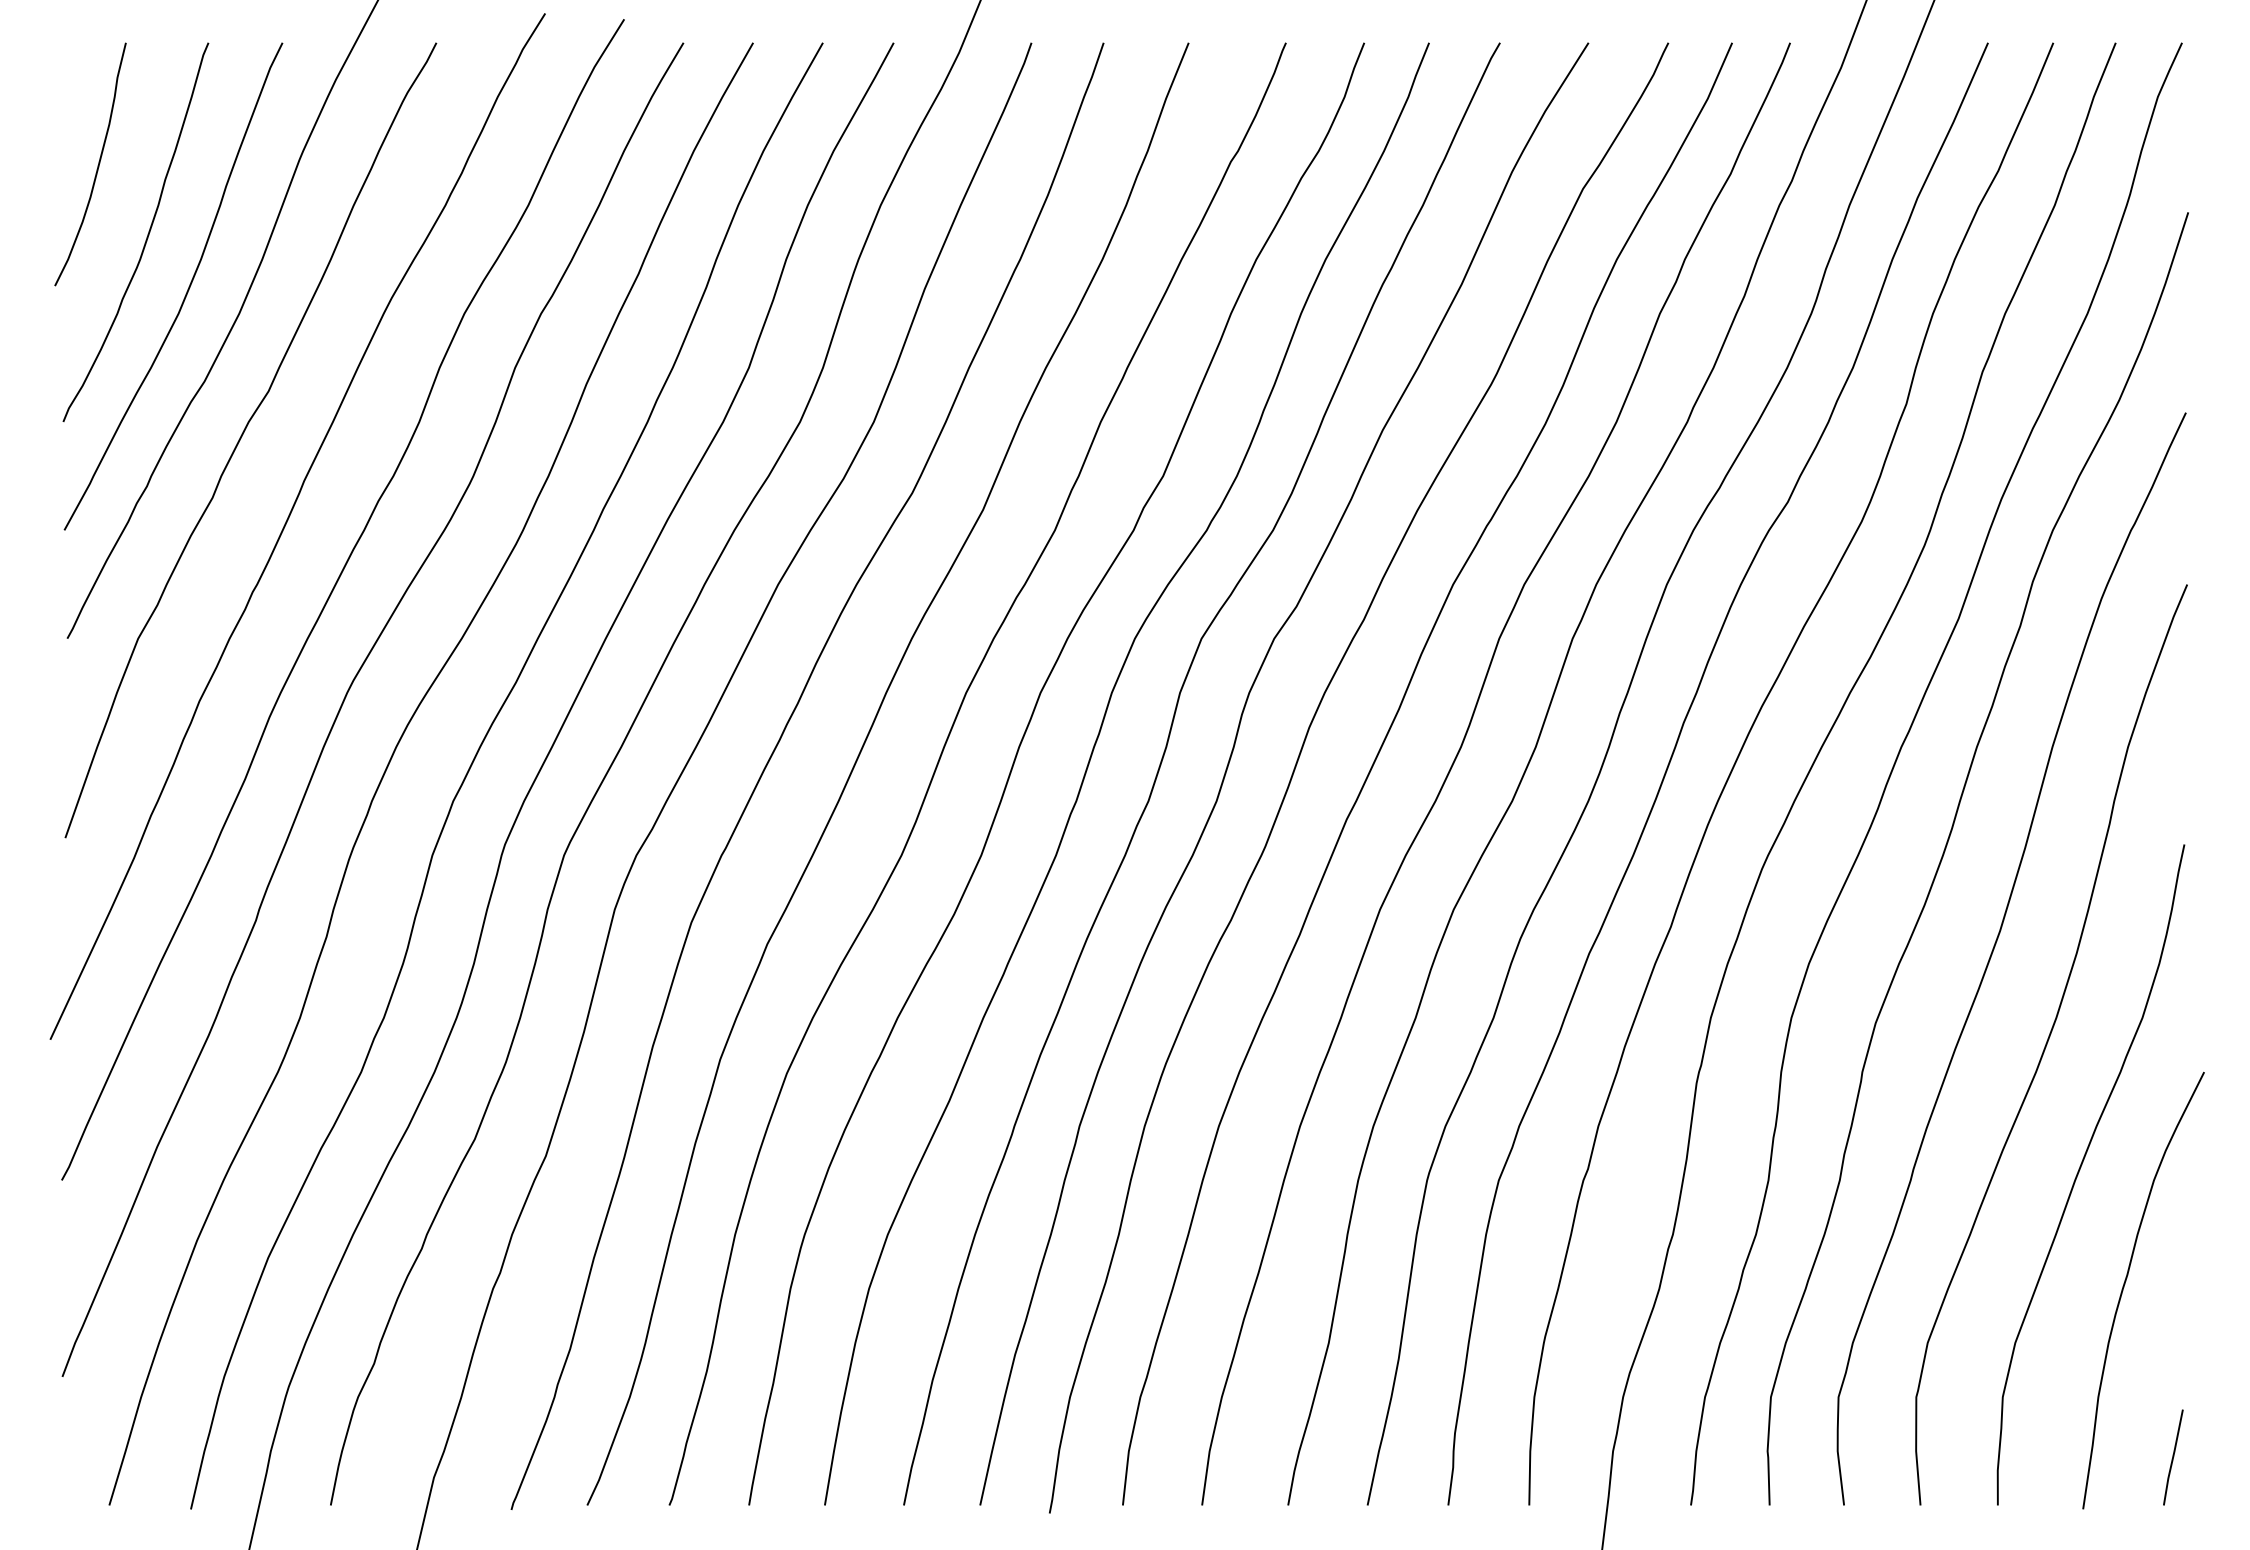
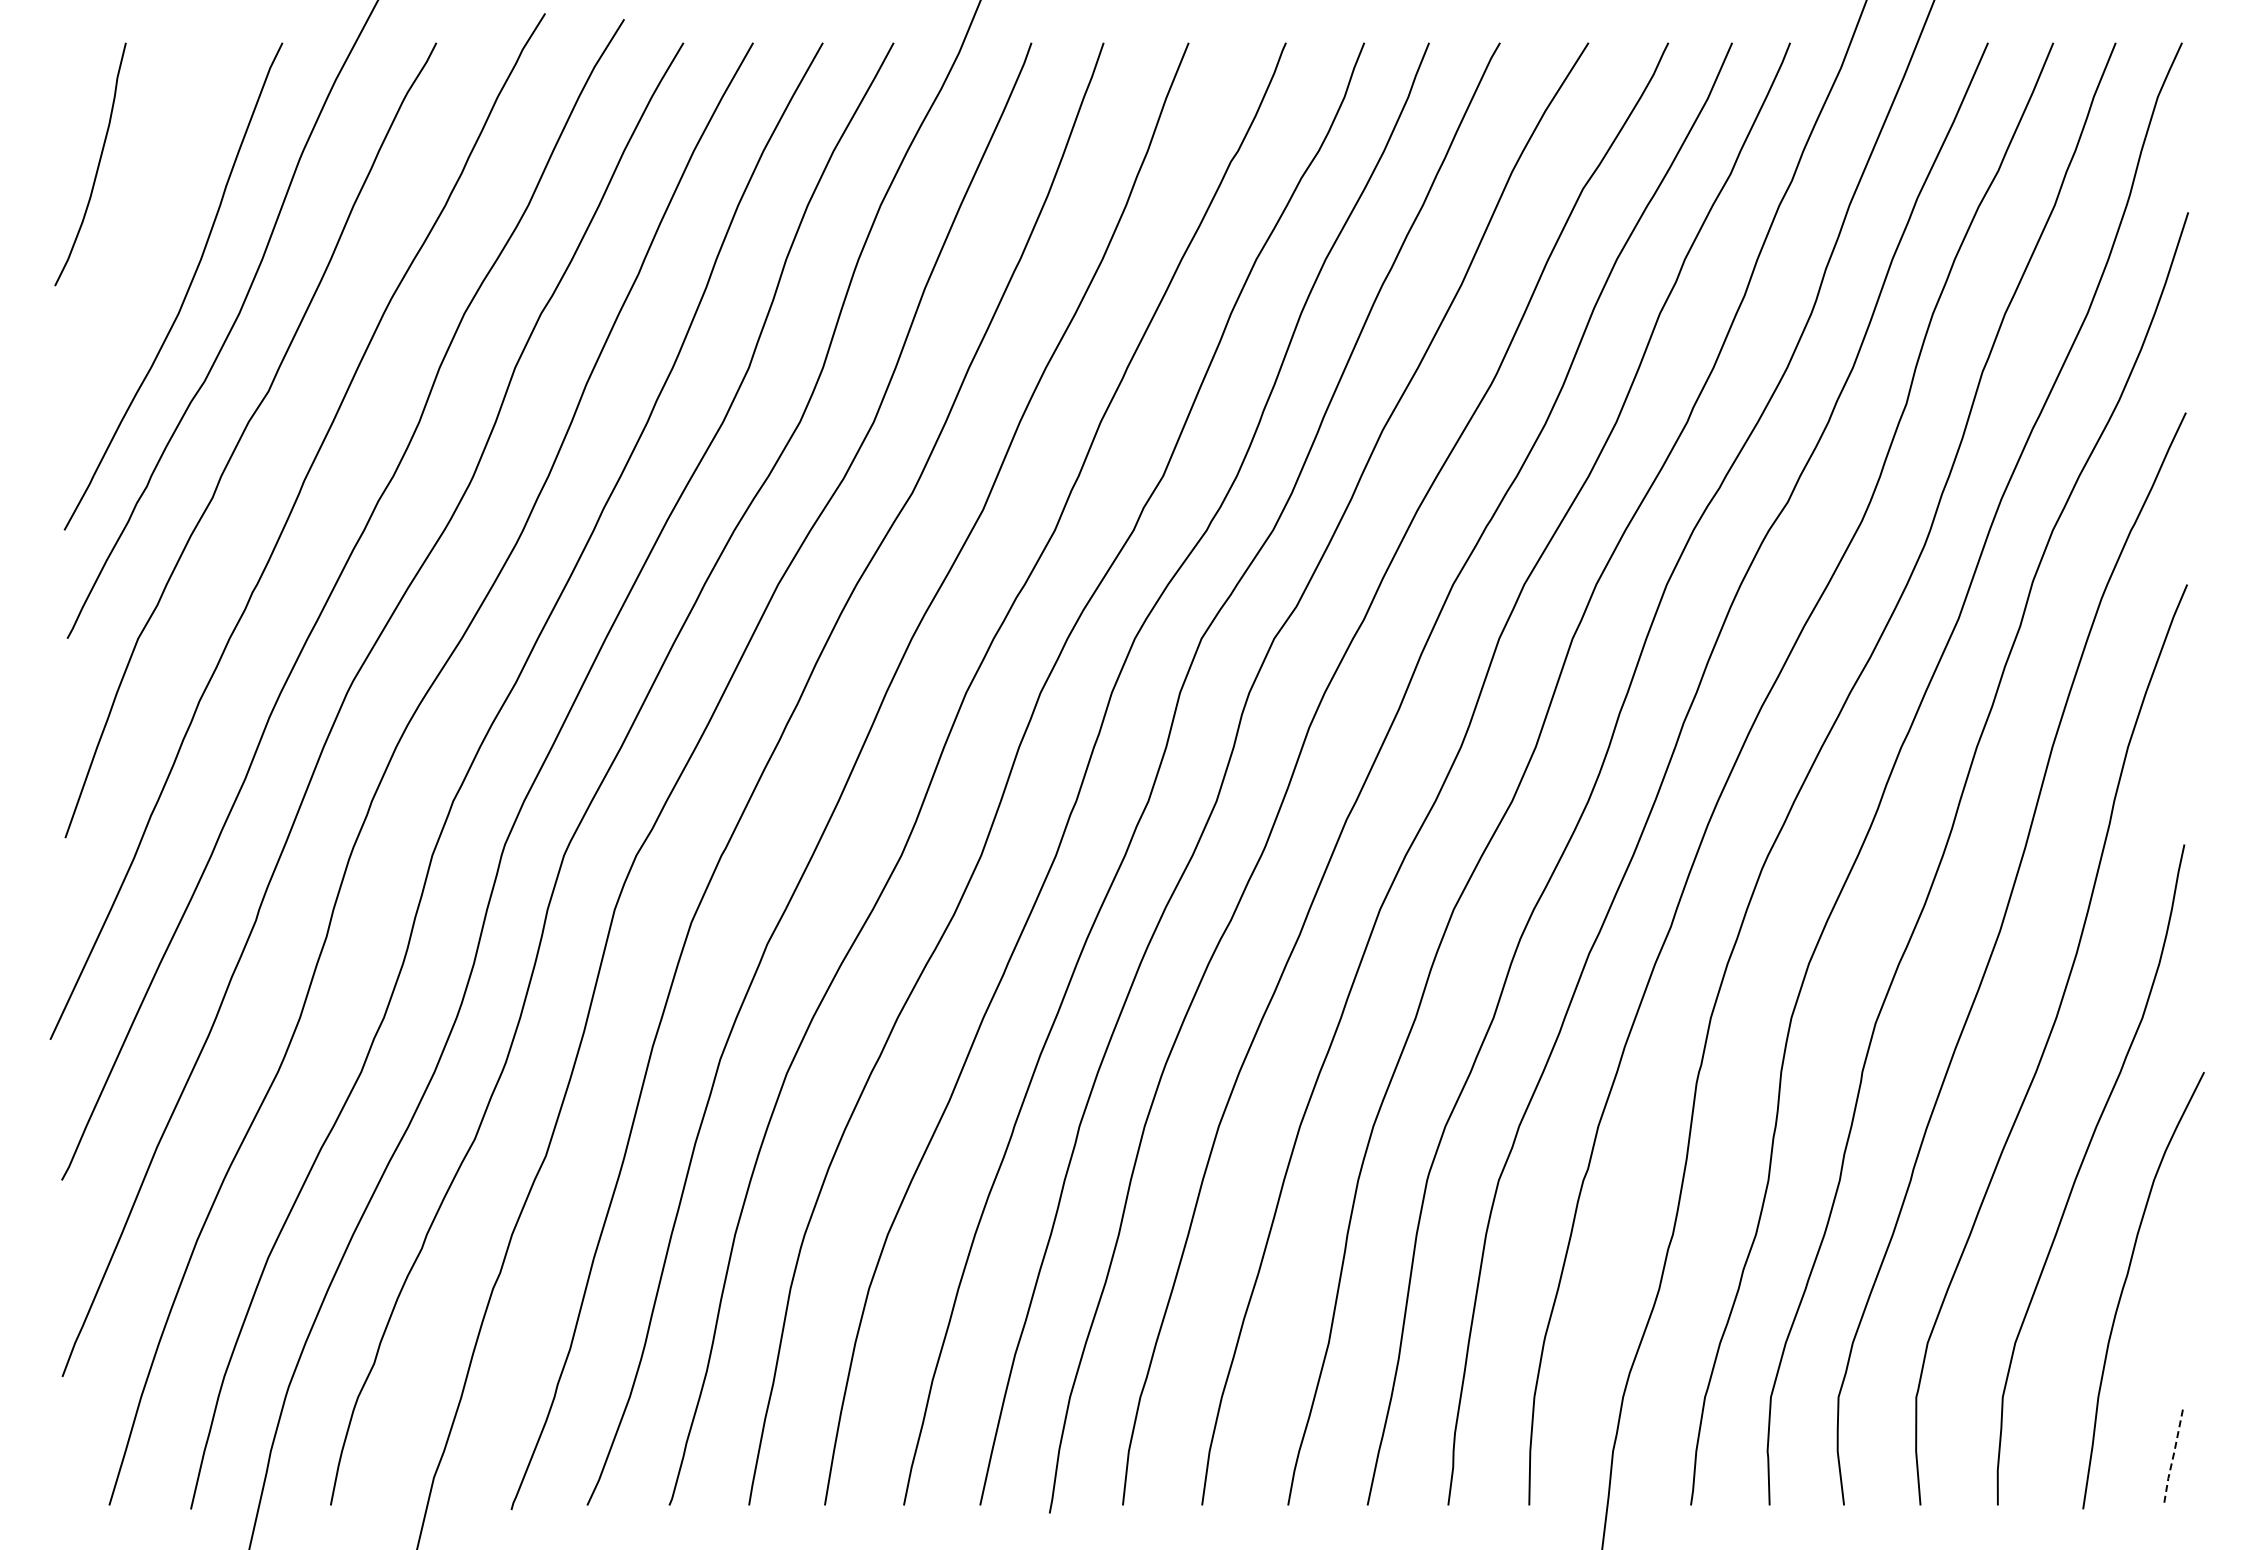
curve: present -> none (147, 234)
line: solid -> dashed (2172, 1458)
